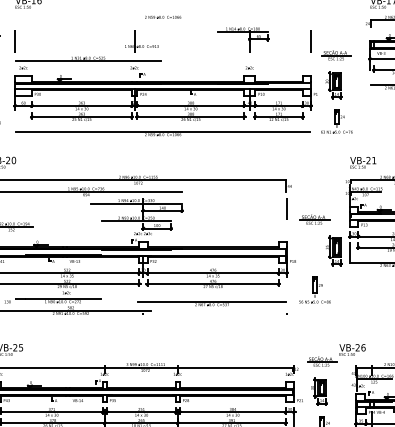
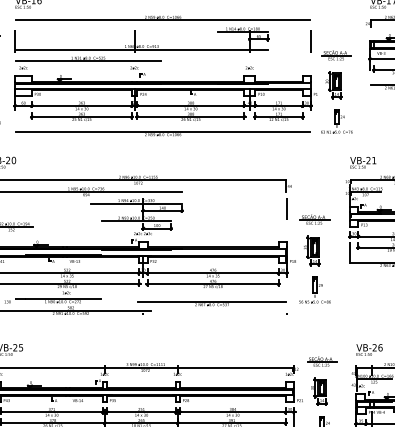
line: none -> present (163, 20)
line: none -> present (141, 49)
part position: (334, 250) -> (312, 250) (312, 250)
text position: (352, 349) -> (369, 349) (369, 349)
